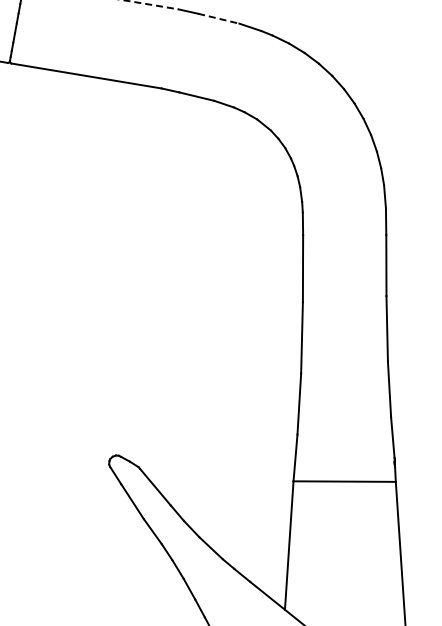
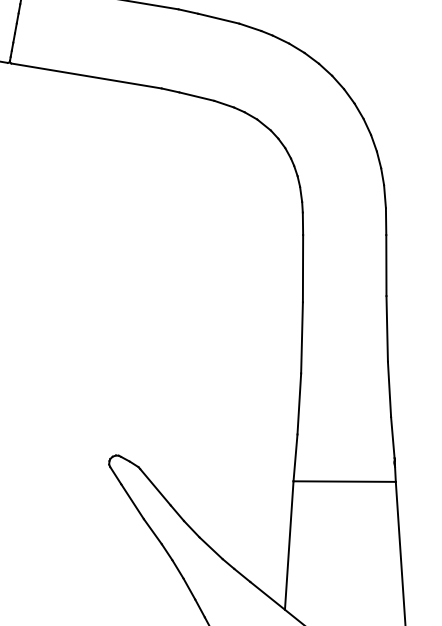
line: dashed -> solid (150, 4)
line: dashed -> solid (219, 18)
